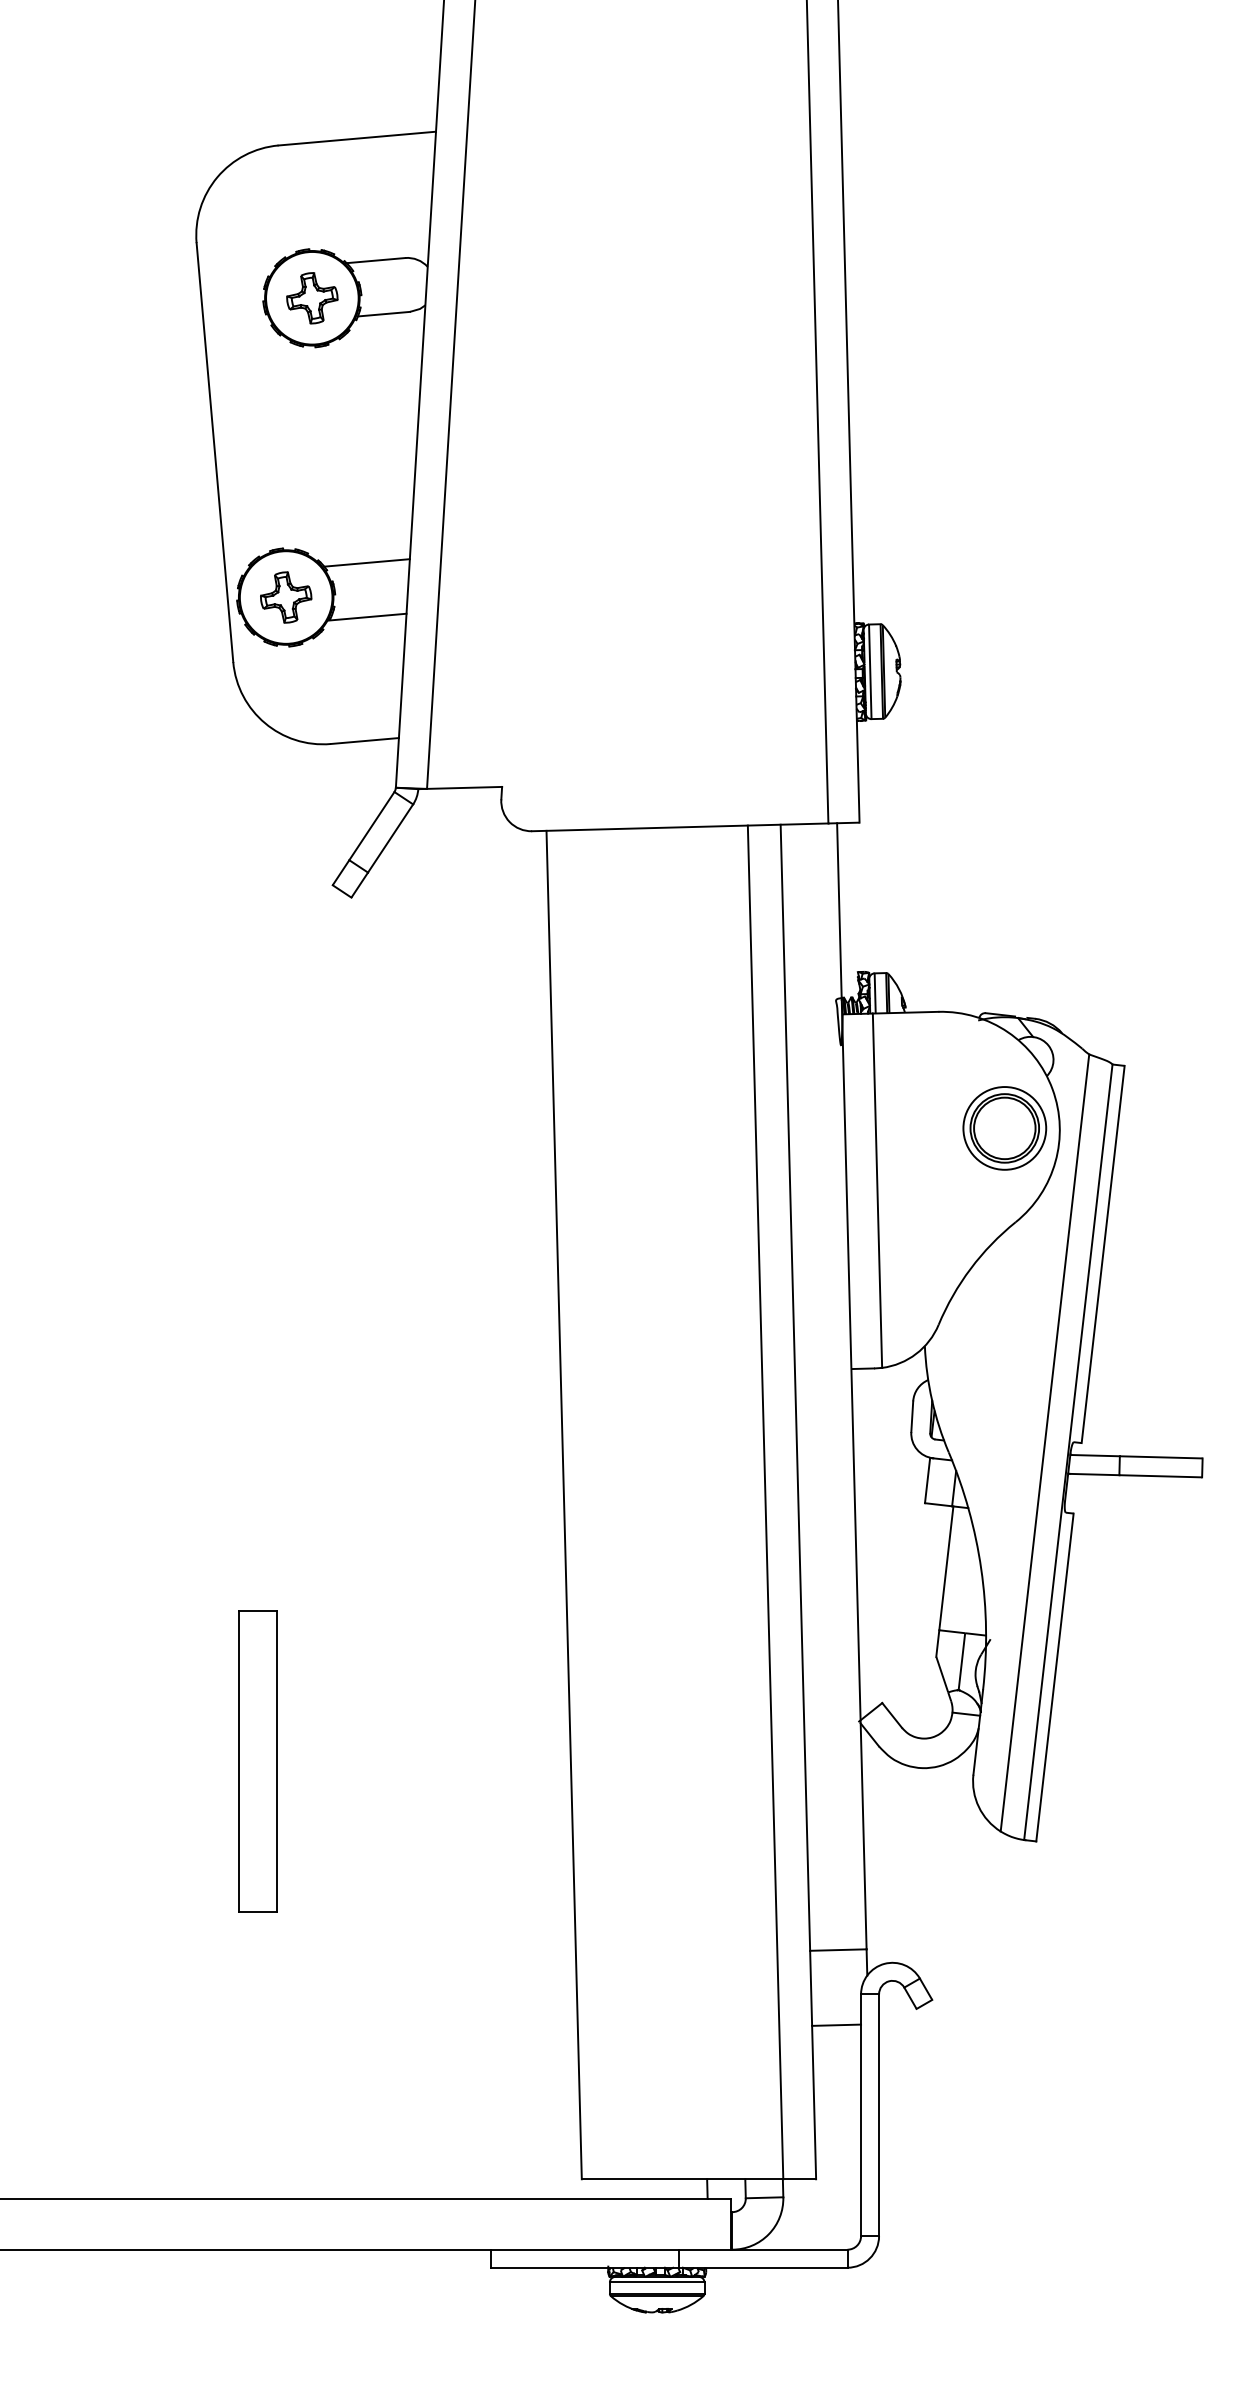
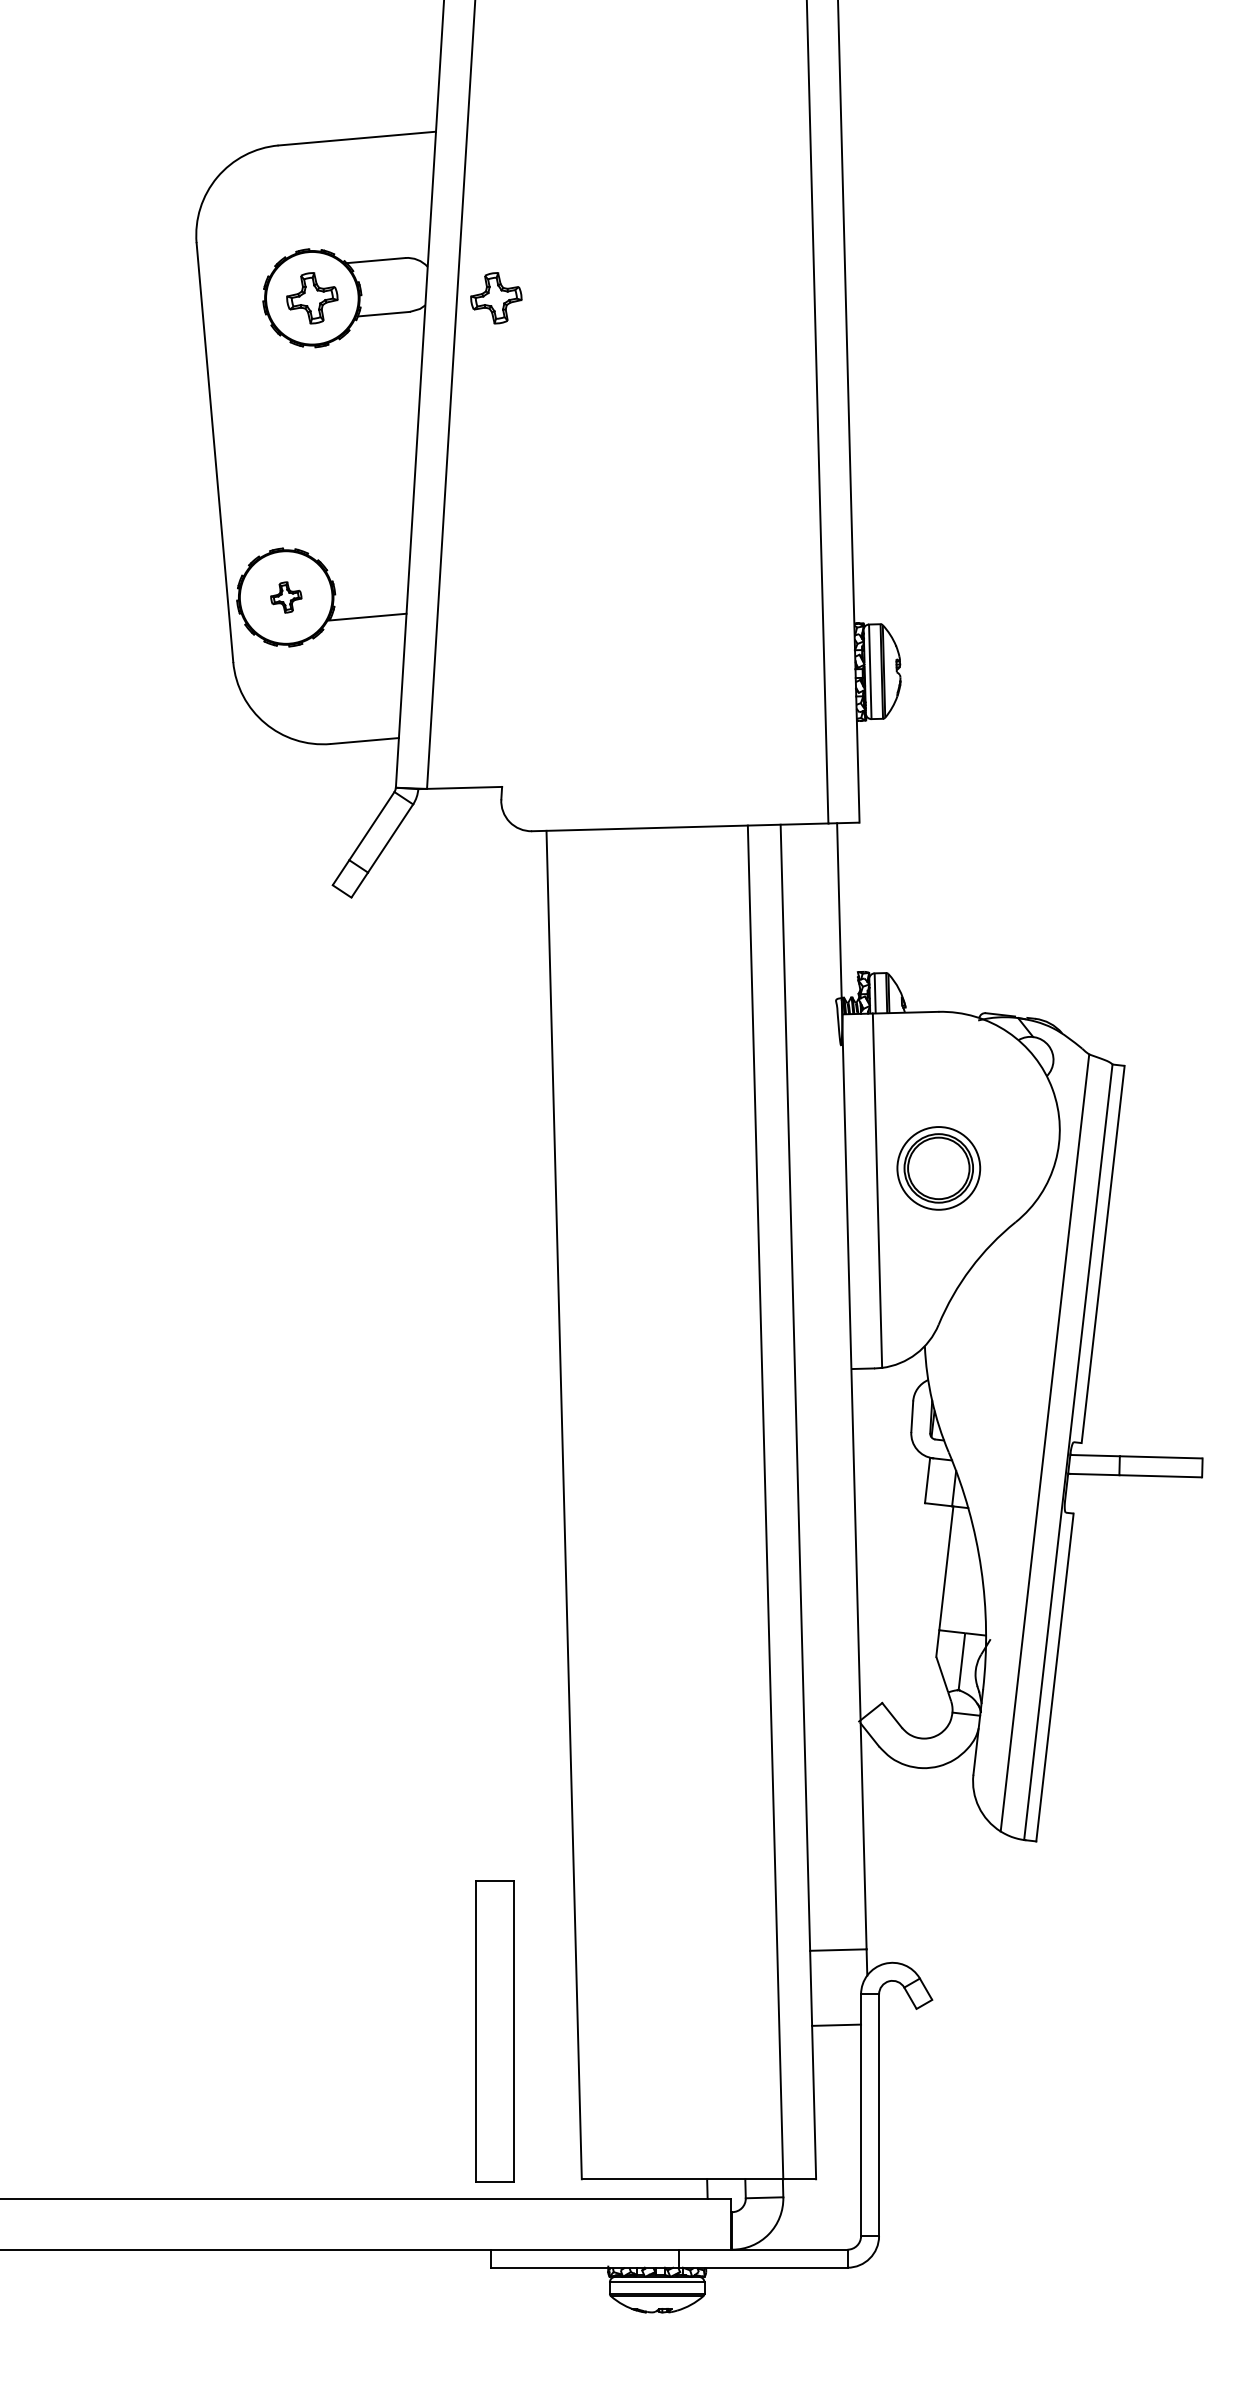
part: none -> present (496, 298)
line: present -> none (366, 562)
part size: 53x53 px -> 33x33 px (286, 597)
part position: (1004, 1128) -> (938, 1168) (938, 1168)
part position: (257, 1761) -> (494, 2031) (494, 2031)
